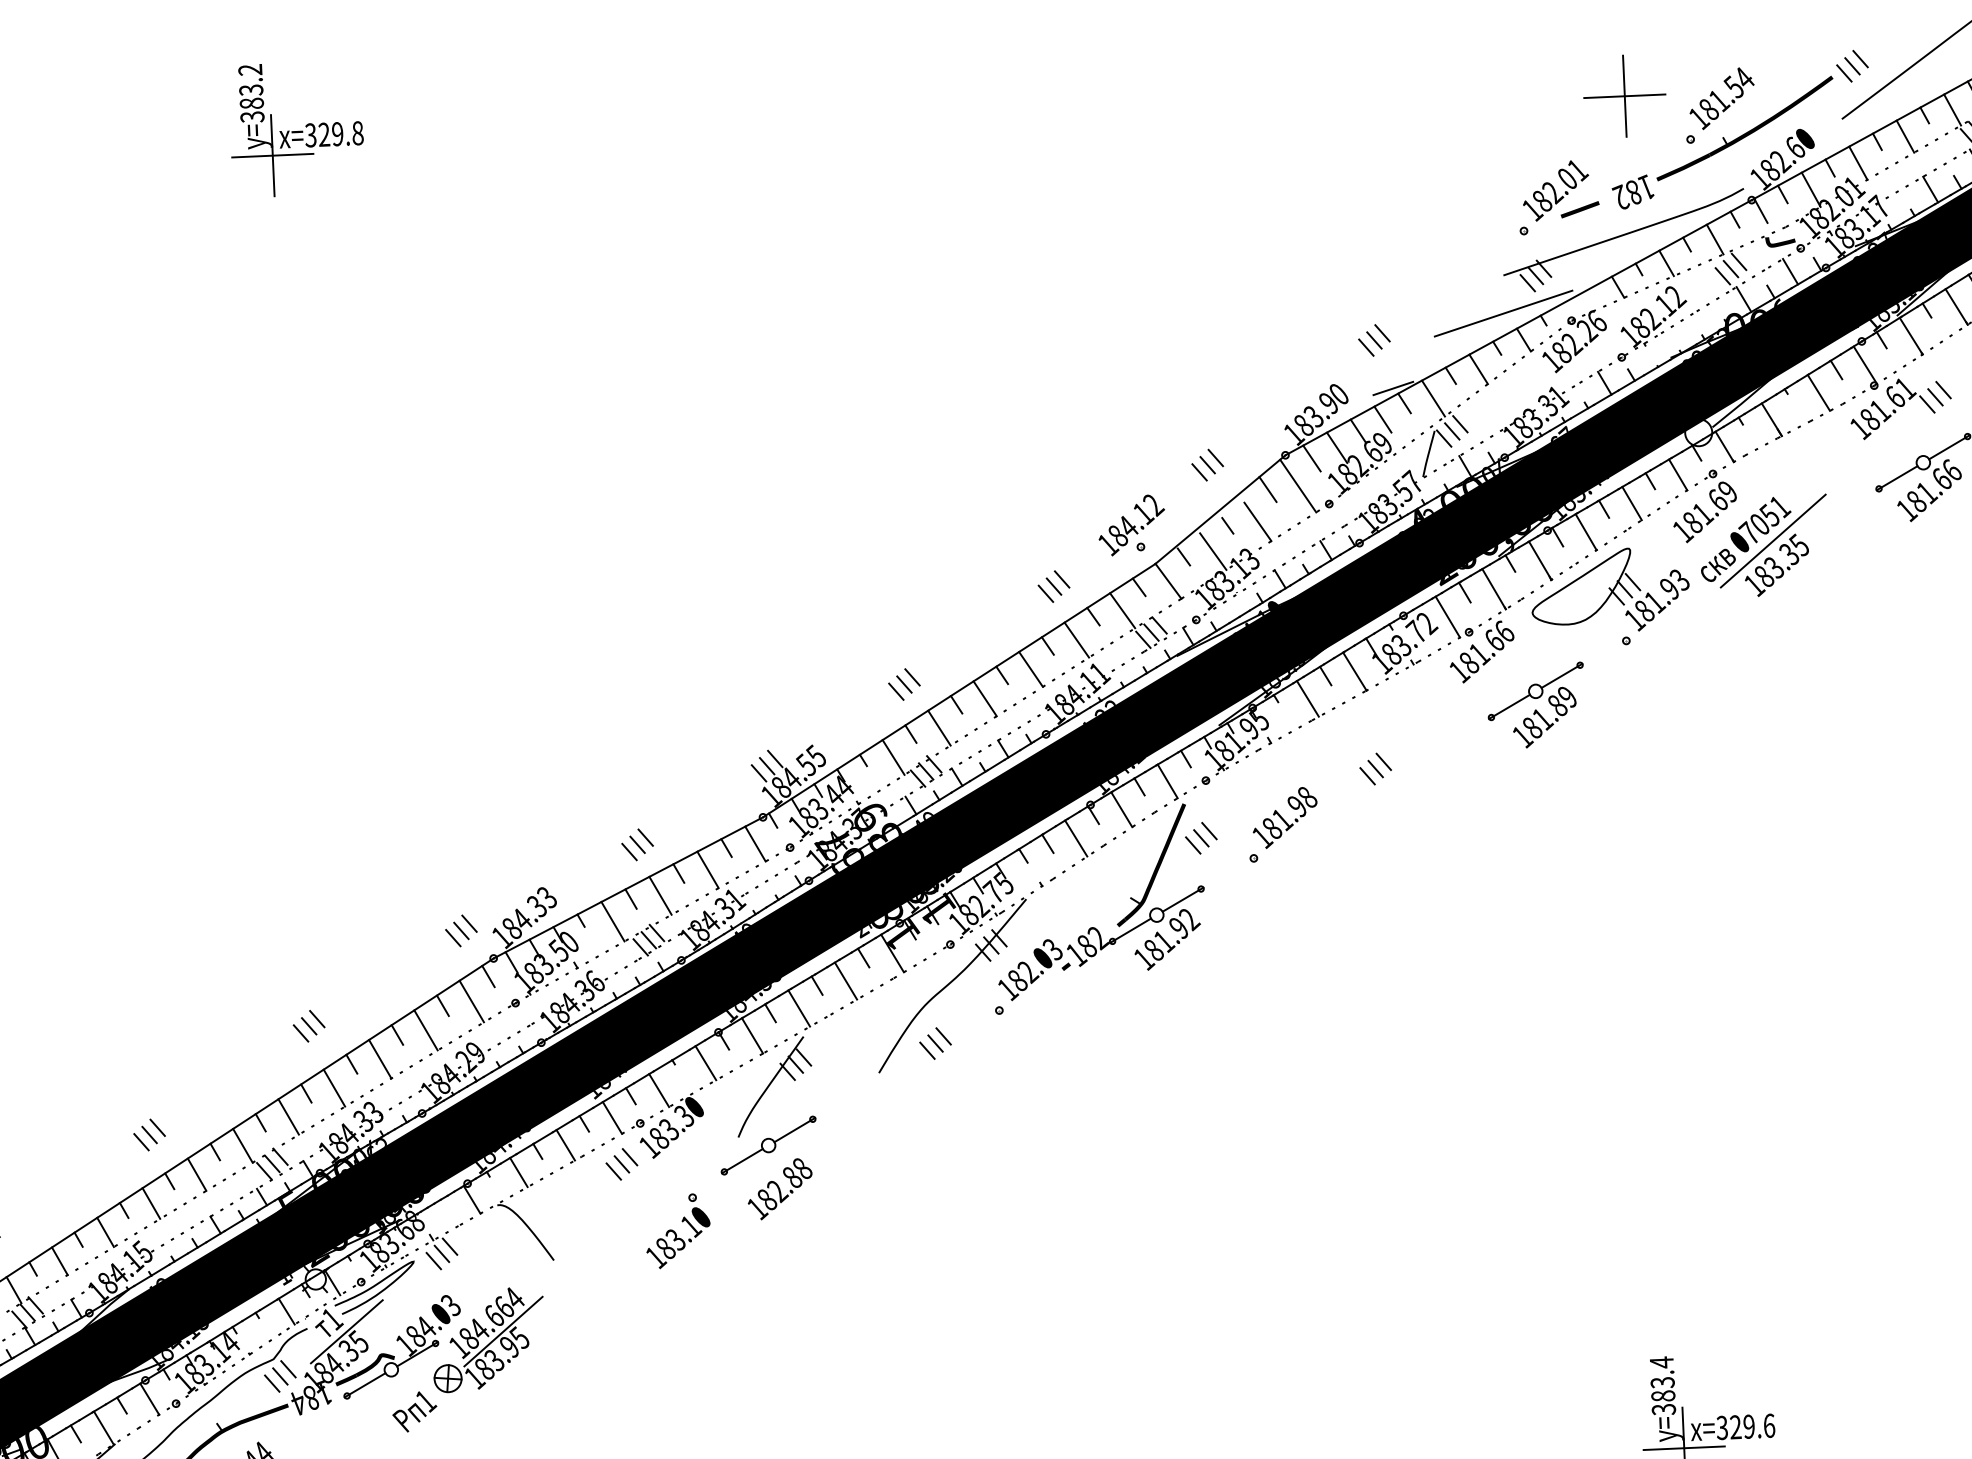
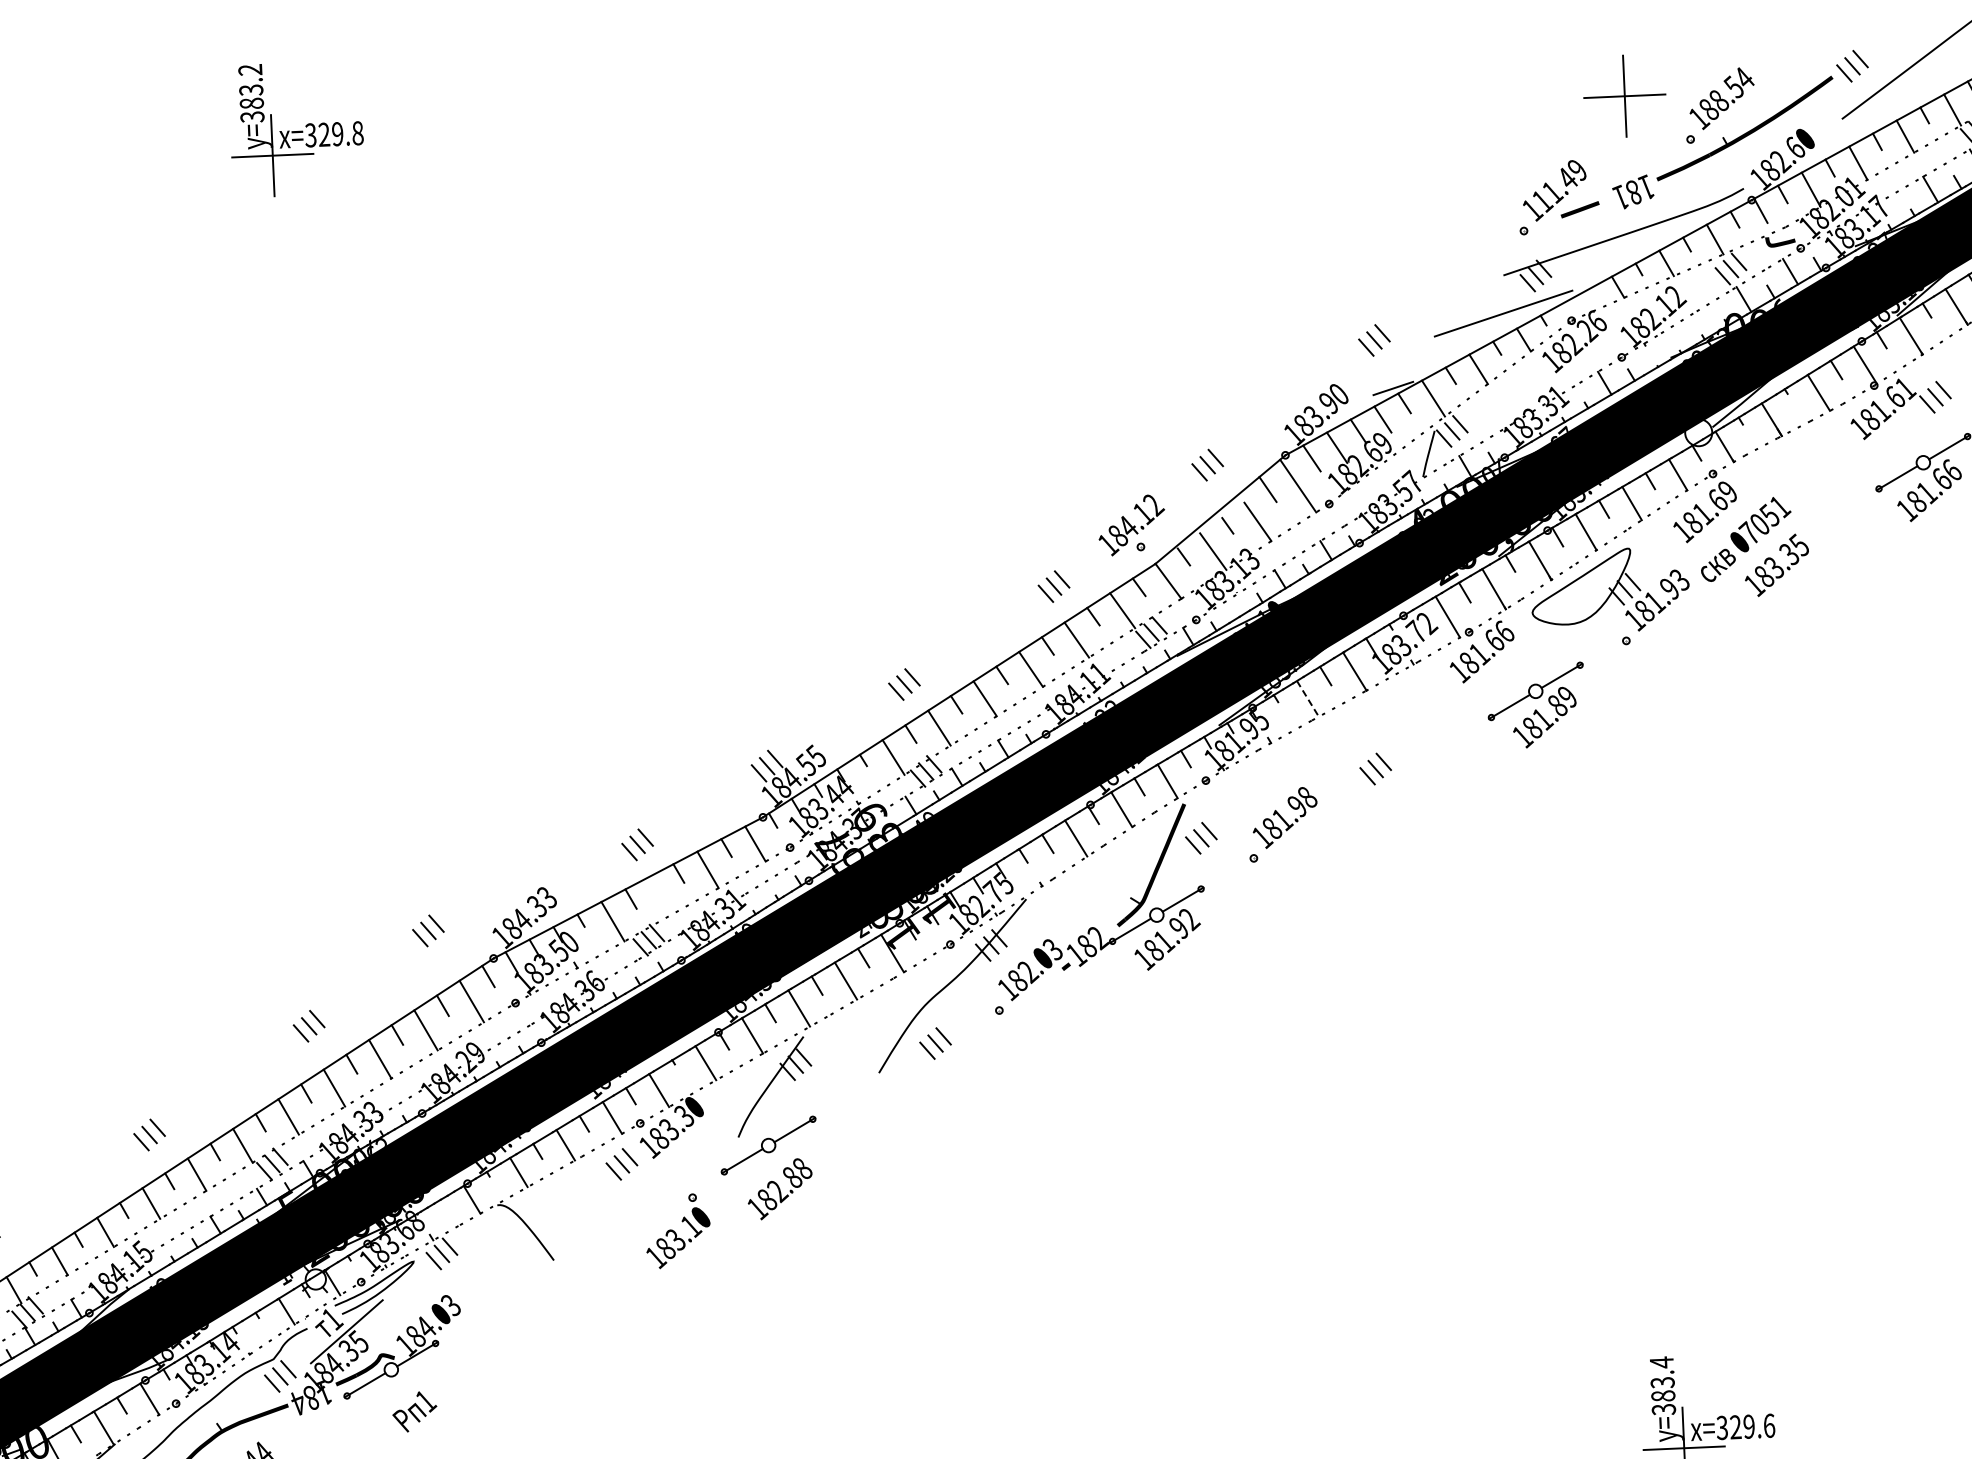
text: 181.54 -> 188.54 (1719, 101)
text: 182.01 -> 111.49 (1561, 186)
text: 182 -> 181 (1620, 196)
line: present -> none (1772, 540)
line: solid -> dashed (1307, 698)
line: present -> none (660, 895)
part position: (461, 930) -> (428, 930) (428, 930)
part: present -> none (488, 1340)
